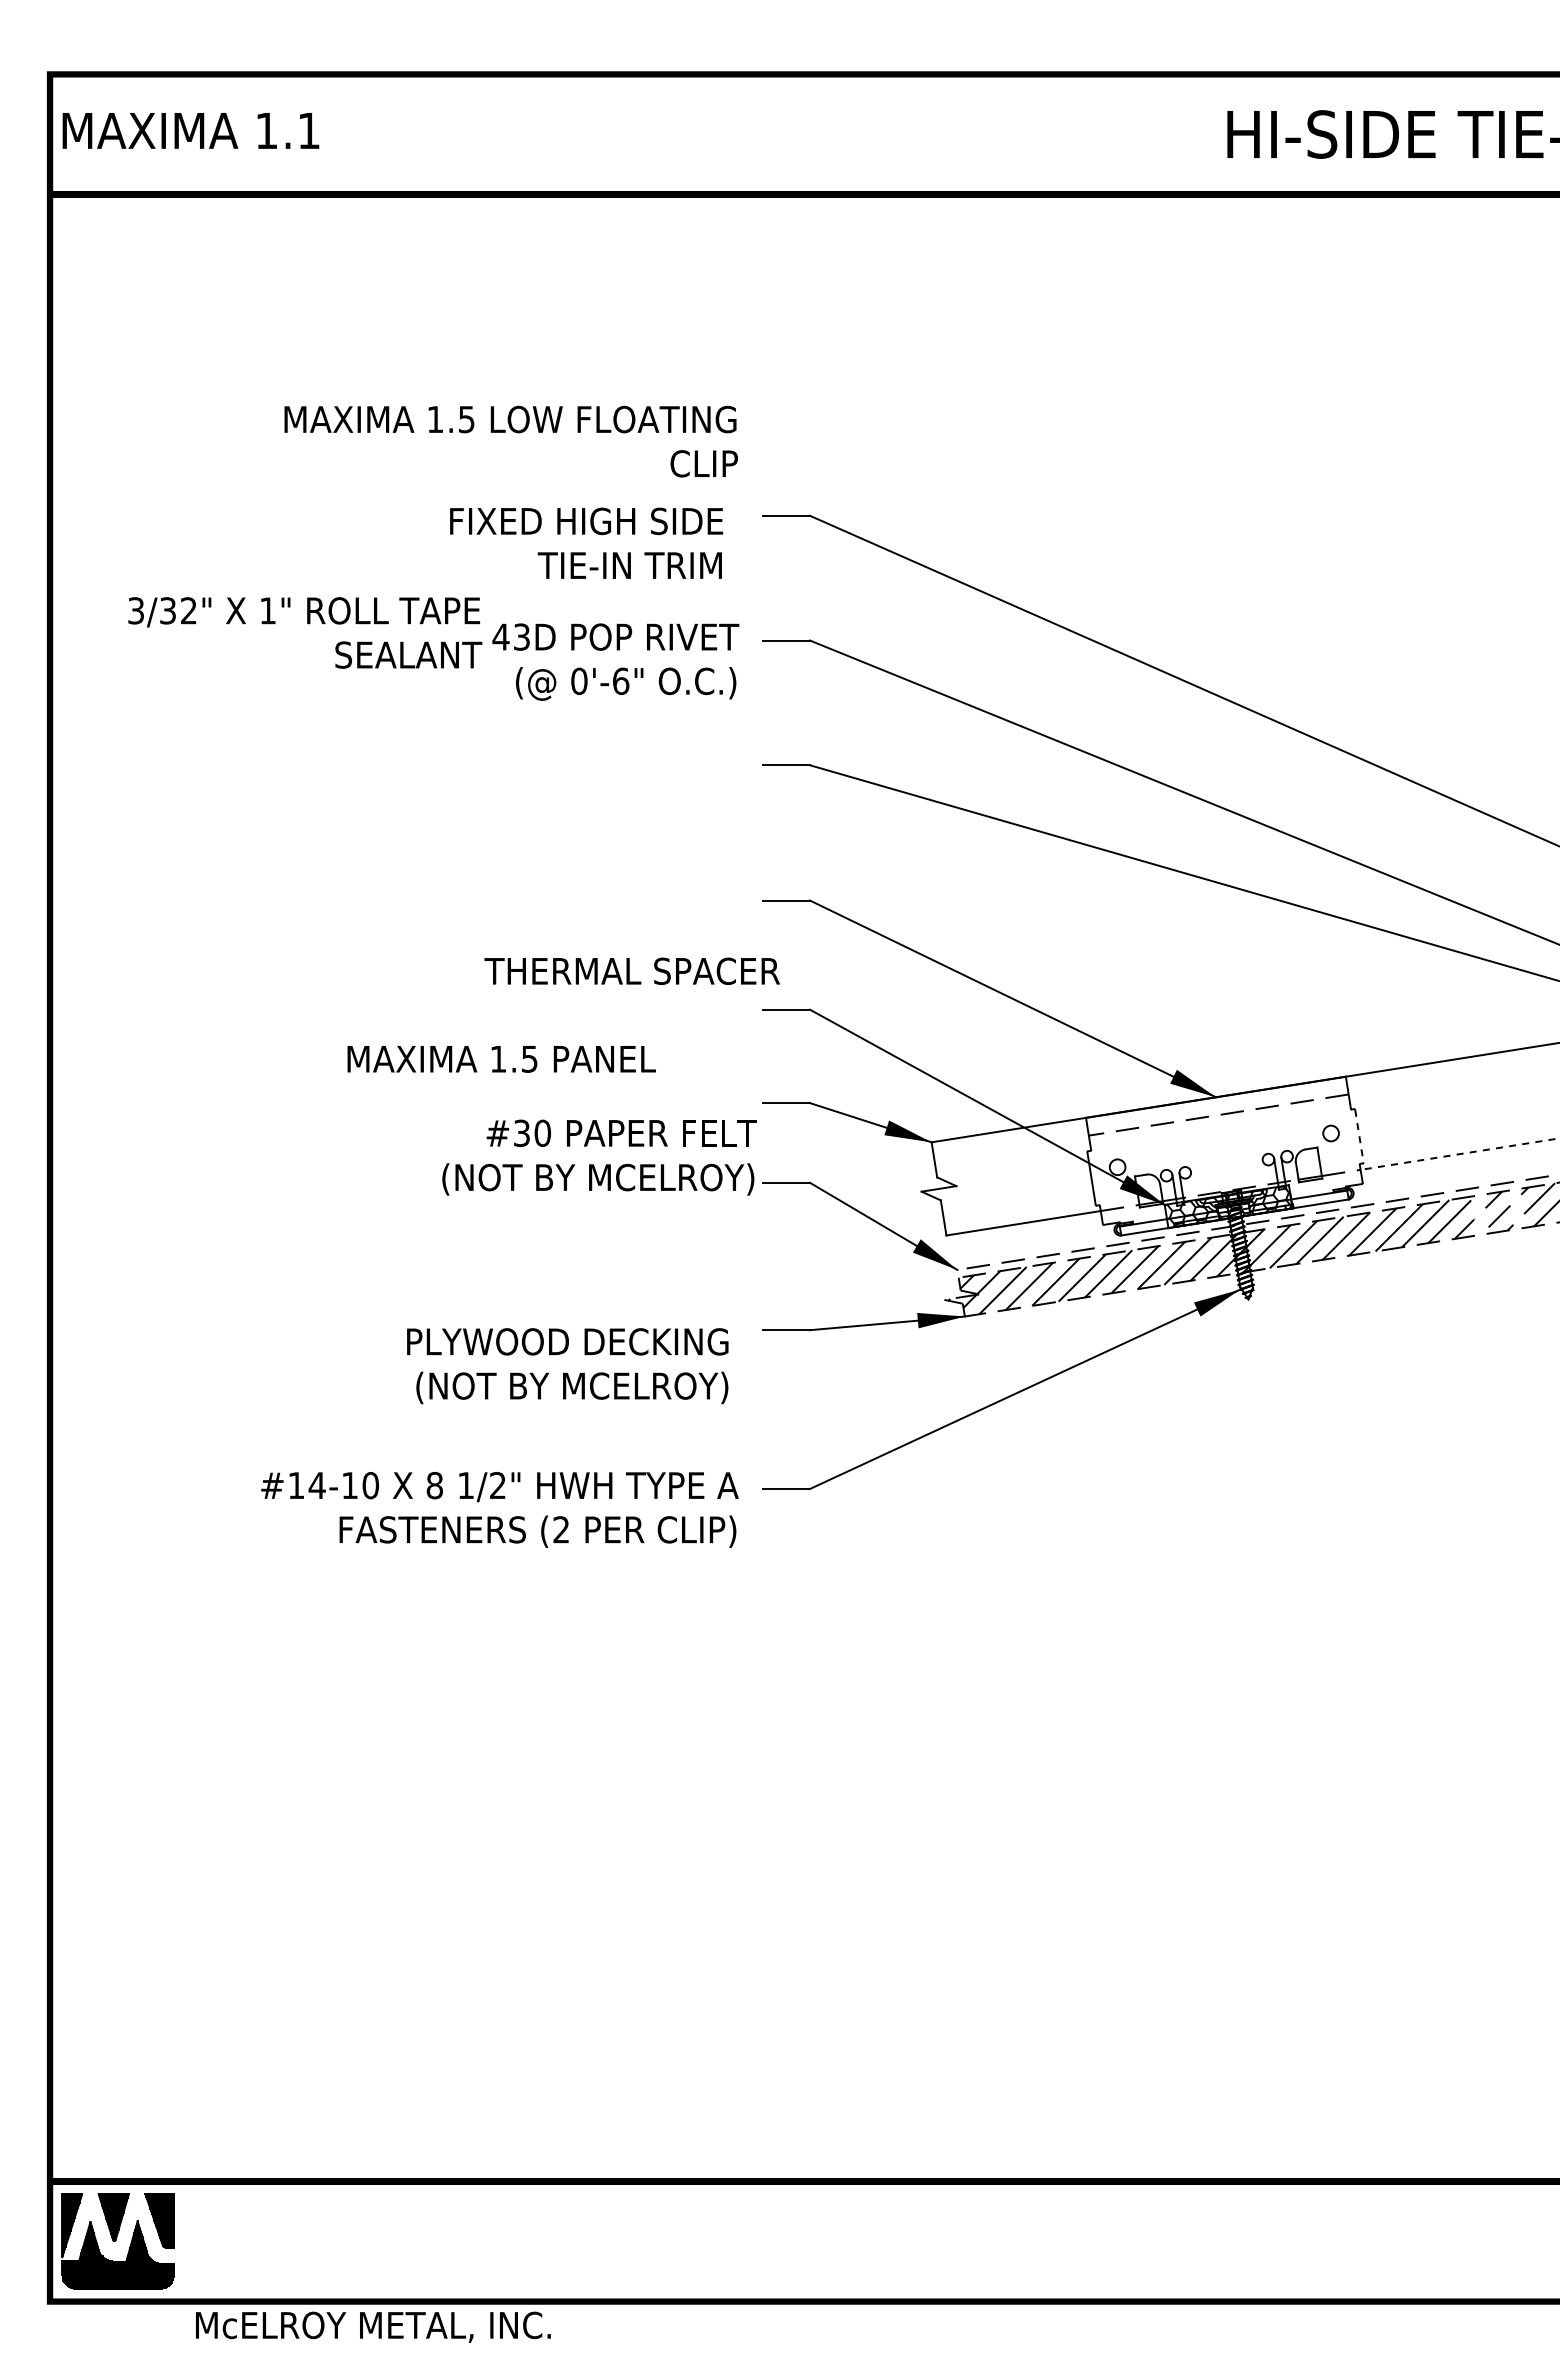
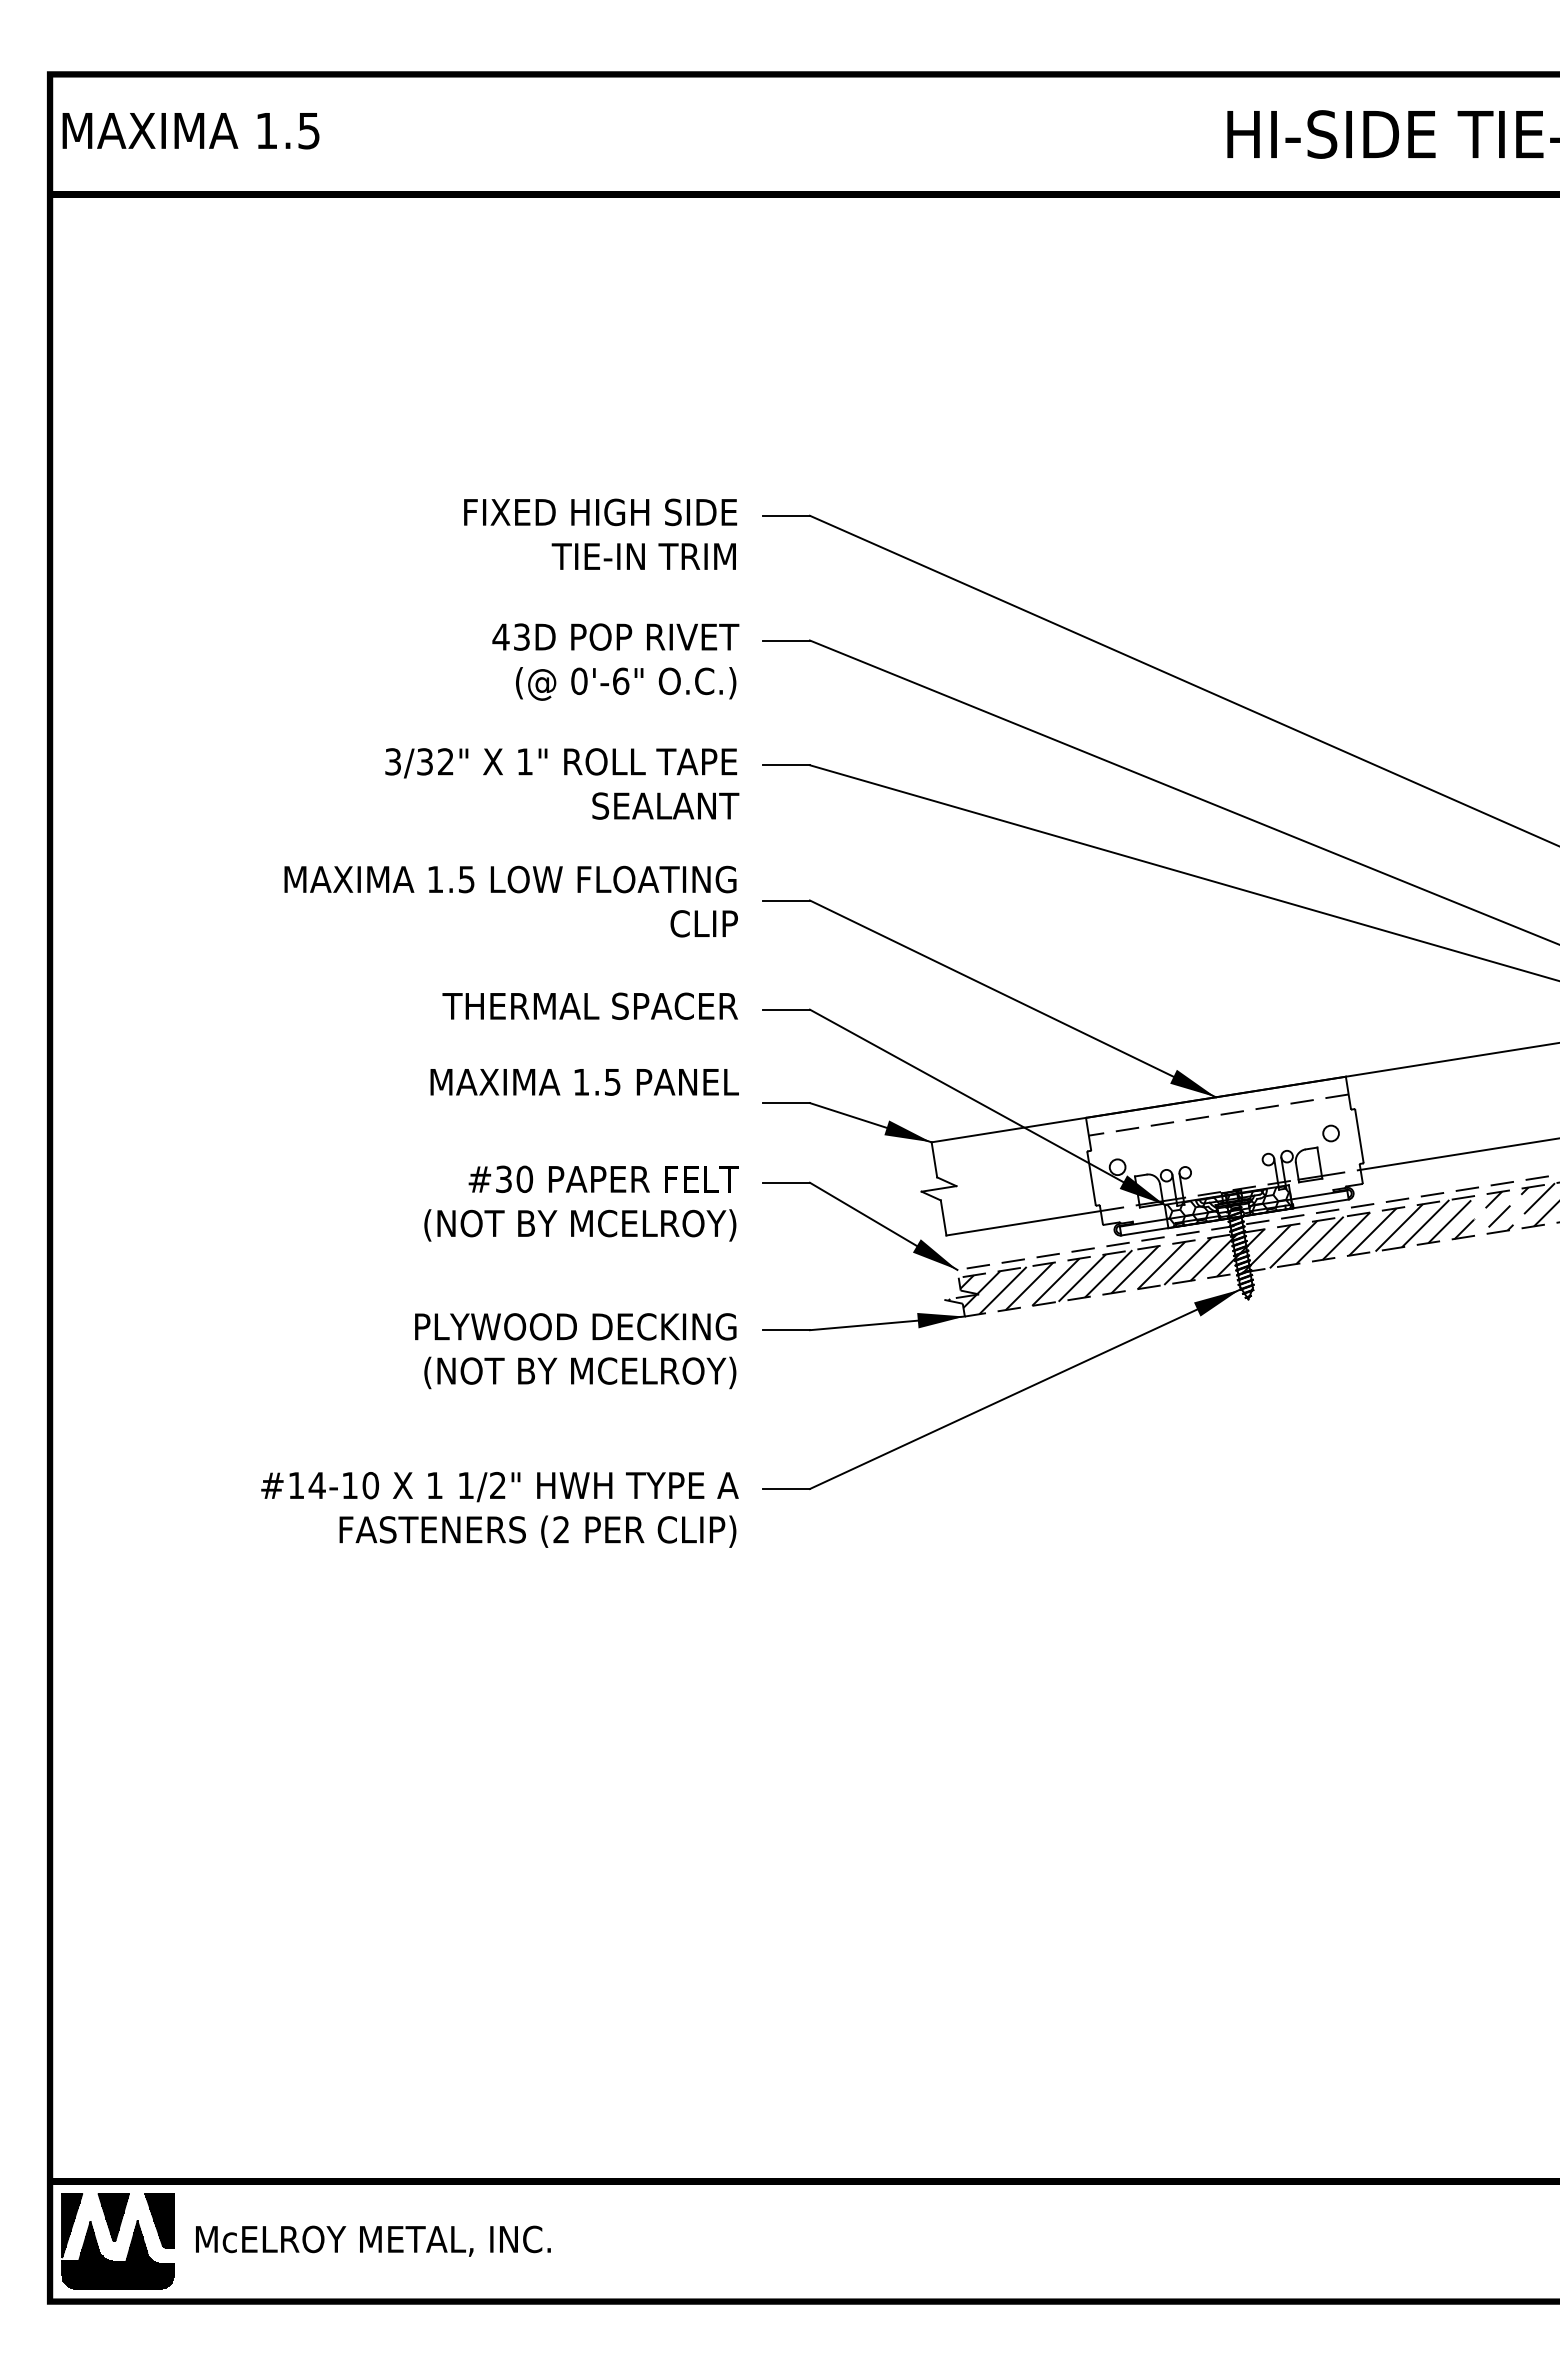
text: 1.1 -> 1.5 (308, 131)
text position: (510, 441) -> (510, 901) (510, 901)
text position: (586, 542) -> (600, 533) (600, 533)
text position: (305, 632) -> (562, 783) (562, 783)
text position: (631, 970) -> (589, 1005) (589, 1005)
text position: (501, 1059) -> (584, 1082) (584, 1082)
line: dashed -> solid (1359, 1136)
line: dashed -> solid (1460, 1154)
text position: (599, 1157) -> (581, 1203) (581, 1203)
text position: (567, 1366) -> (575, 1351) (575, 1351)
text: 8 -> 1 (434, 1485)
text position: (373, 2326) -> (373, 2240) (373, 2240)
